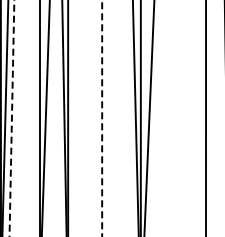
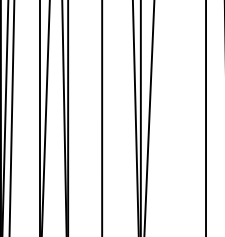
line: dashed -> solid (11, 118)
line: dashed -> solid (102, 119)
